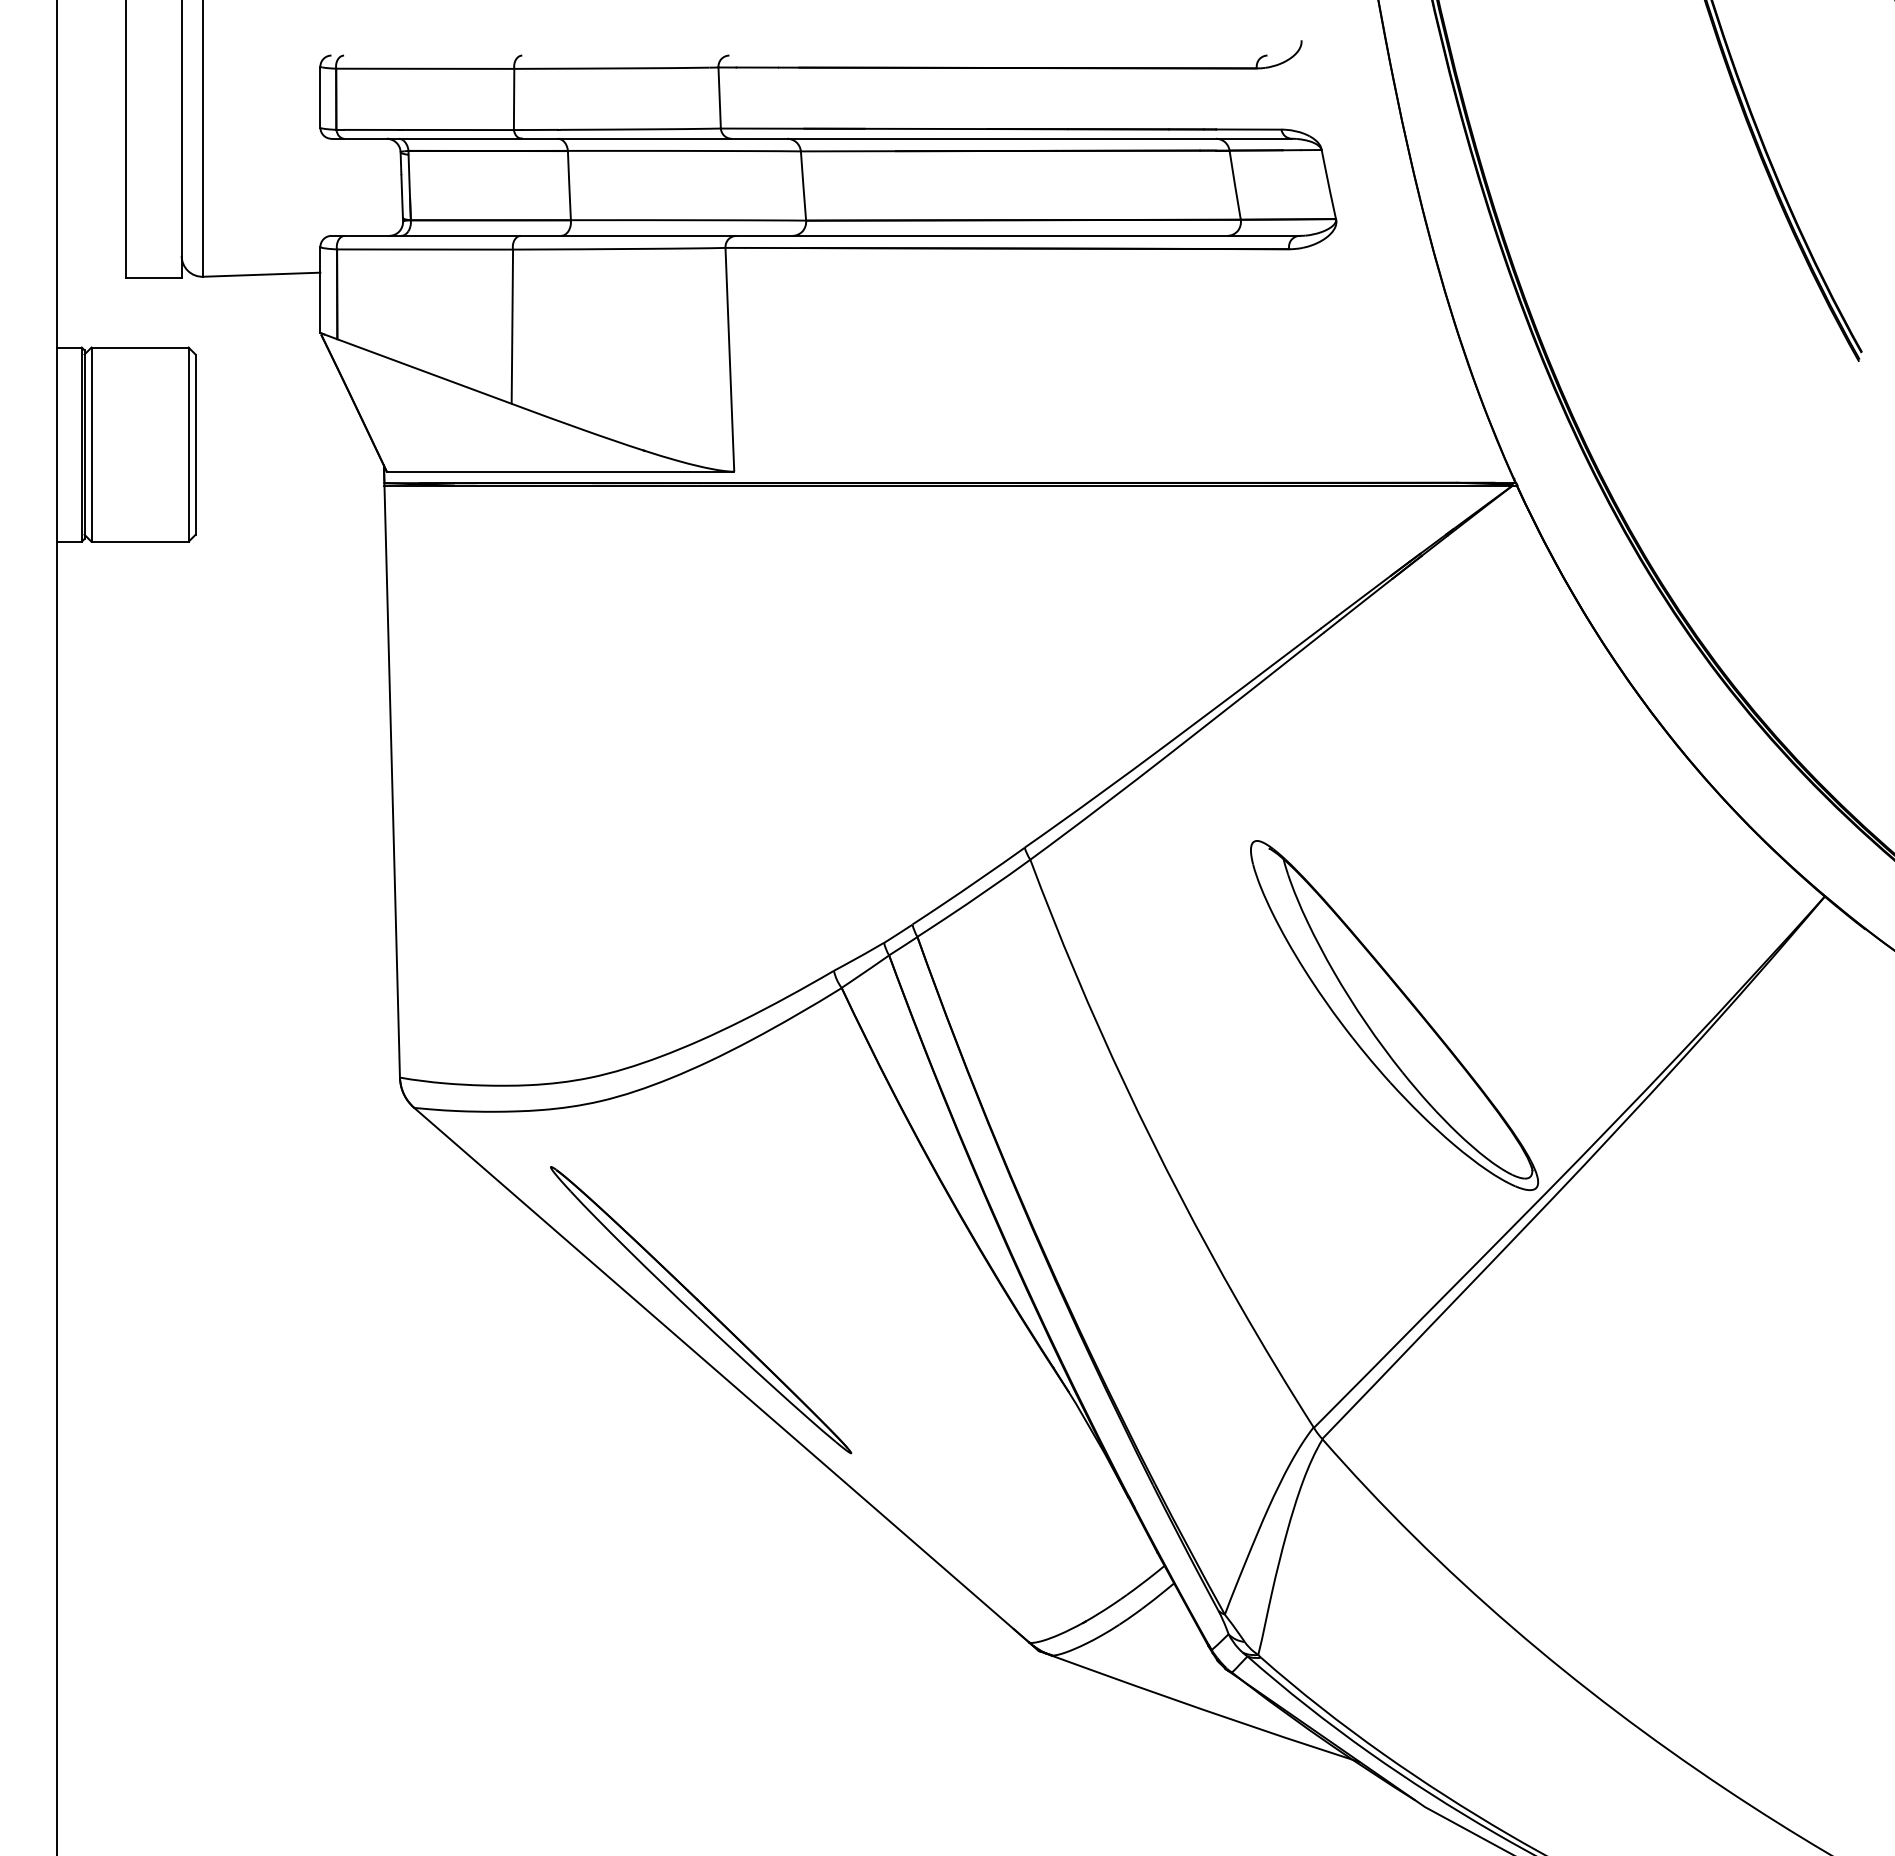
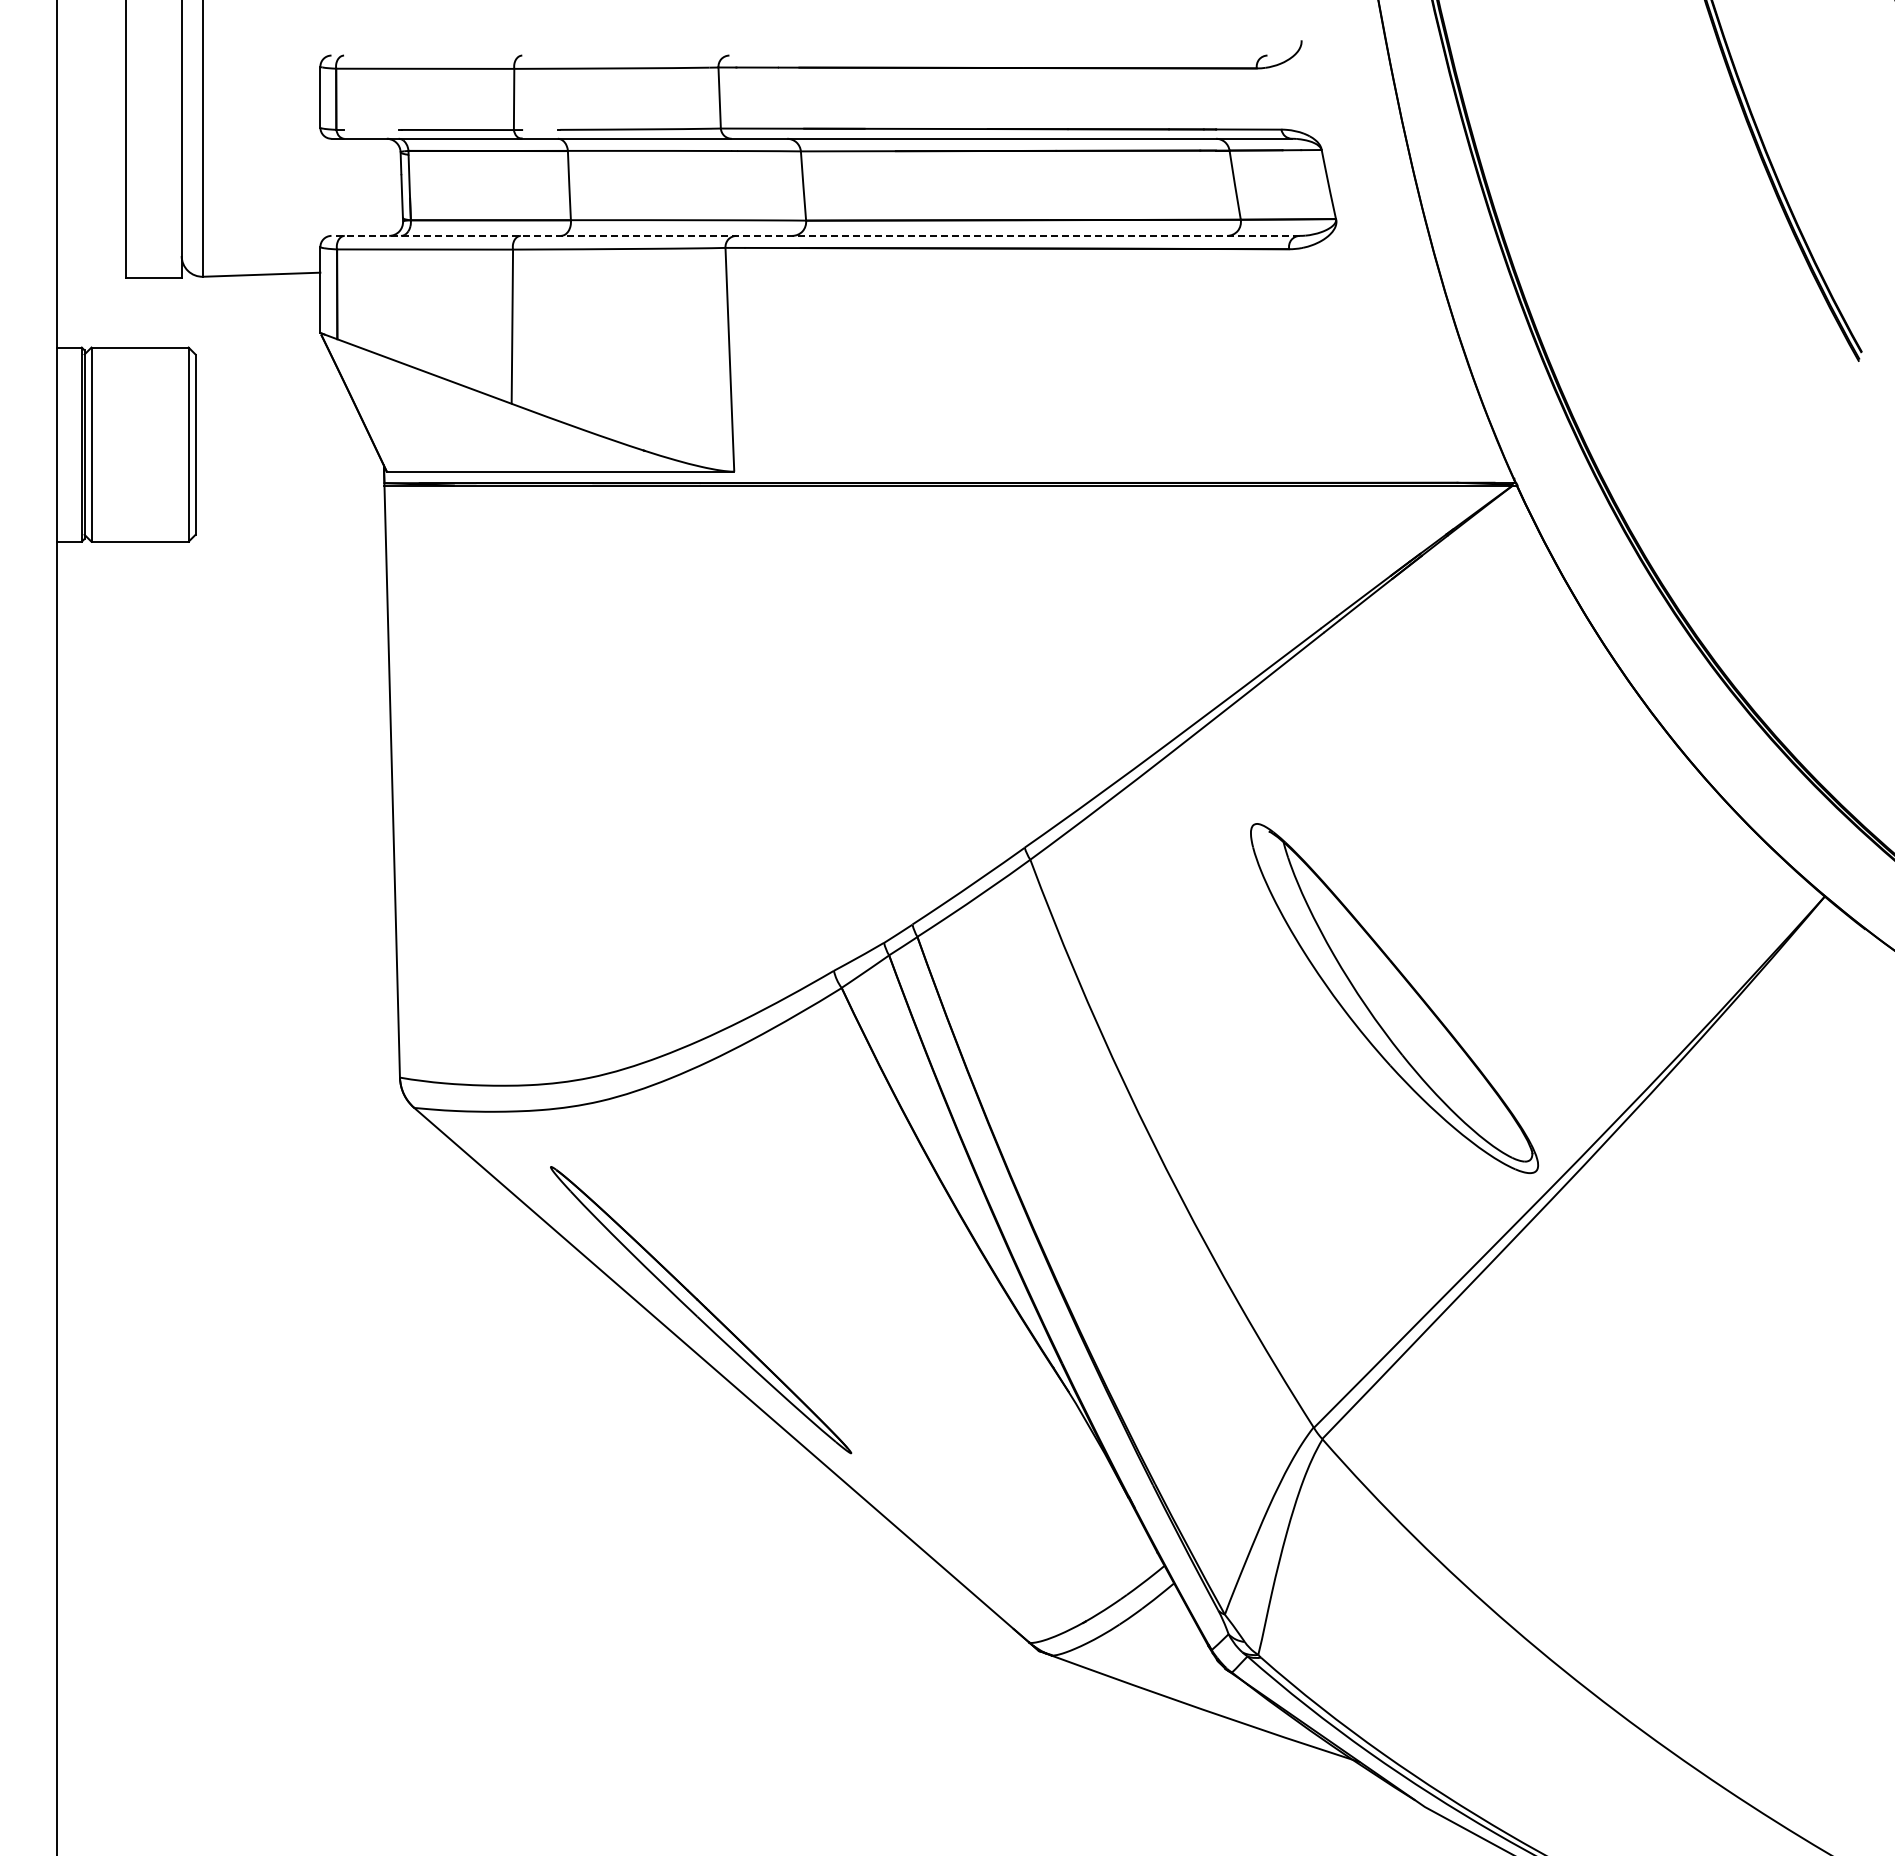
line: present -> none (371, 129)
line: present -> none (539, 129)
line: solid -> dashed (815, 235)
part position: (1394, 1015) -> (1394, 998) (1394, 998)
